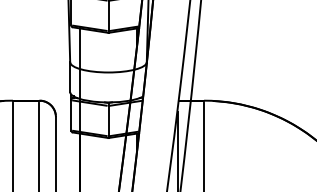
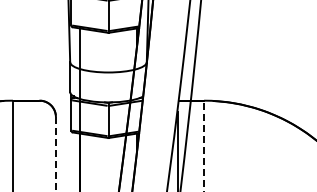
line: present -> none (39, 145)
line: solid -> dashed (204, 147)
line: solid -> dashed (55, 154)
